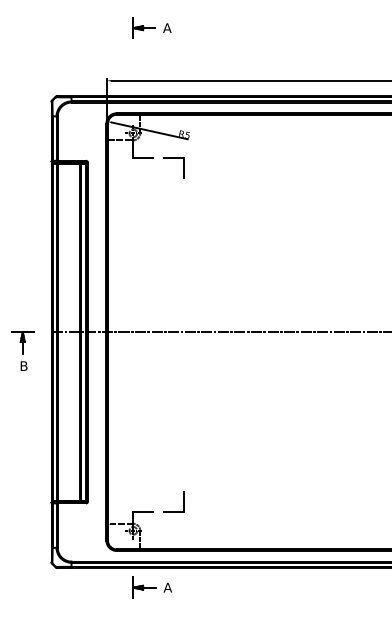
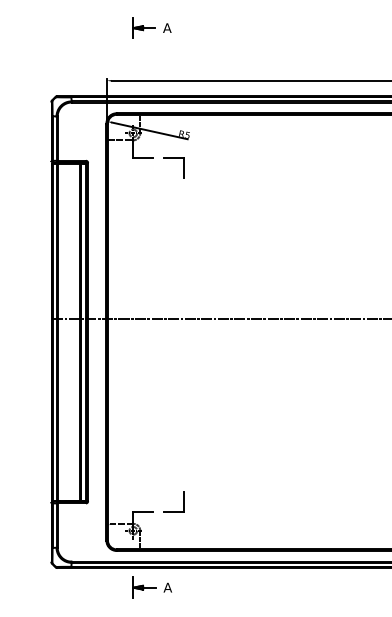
line position: (220, 332) -> (220, 319) (220, 319)
part: present -> none (22, 350)
